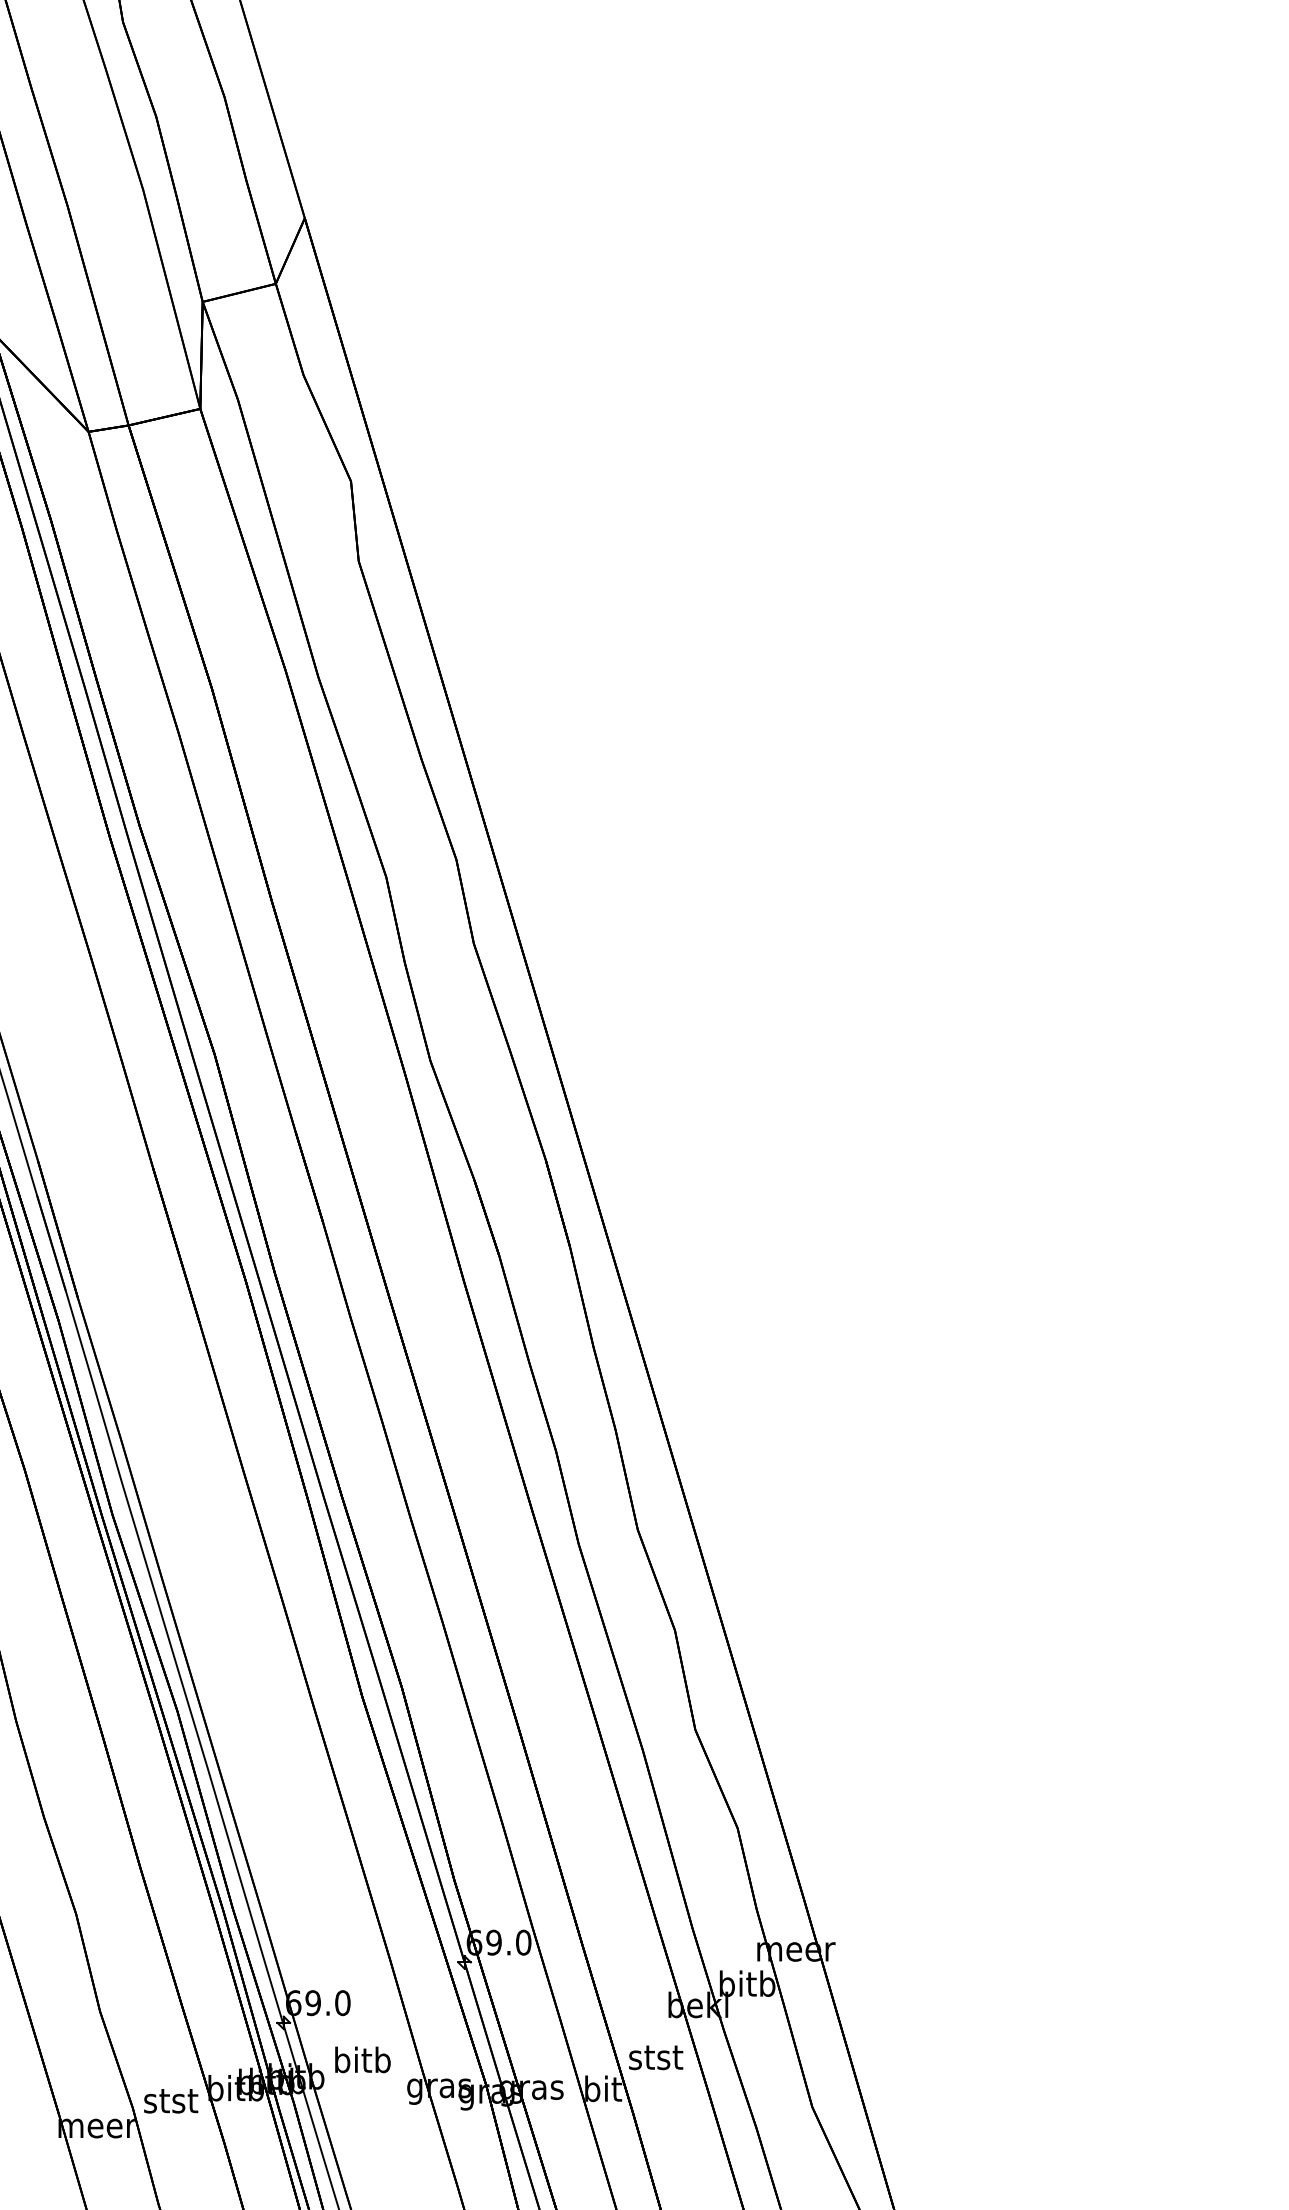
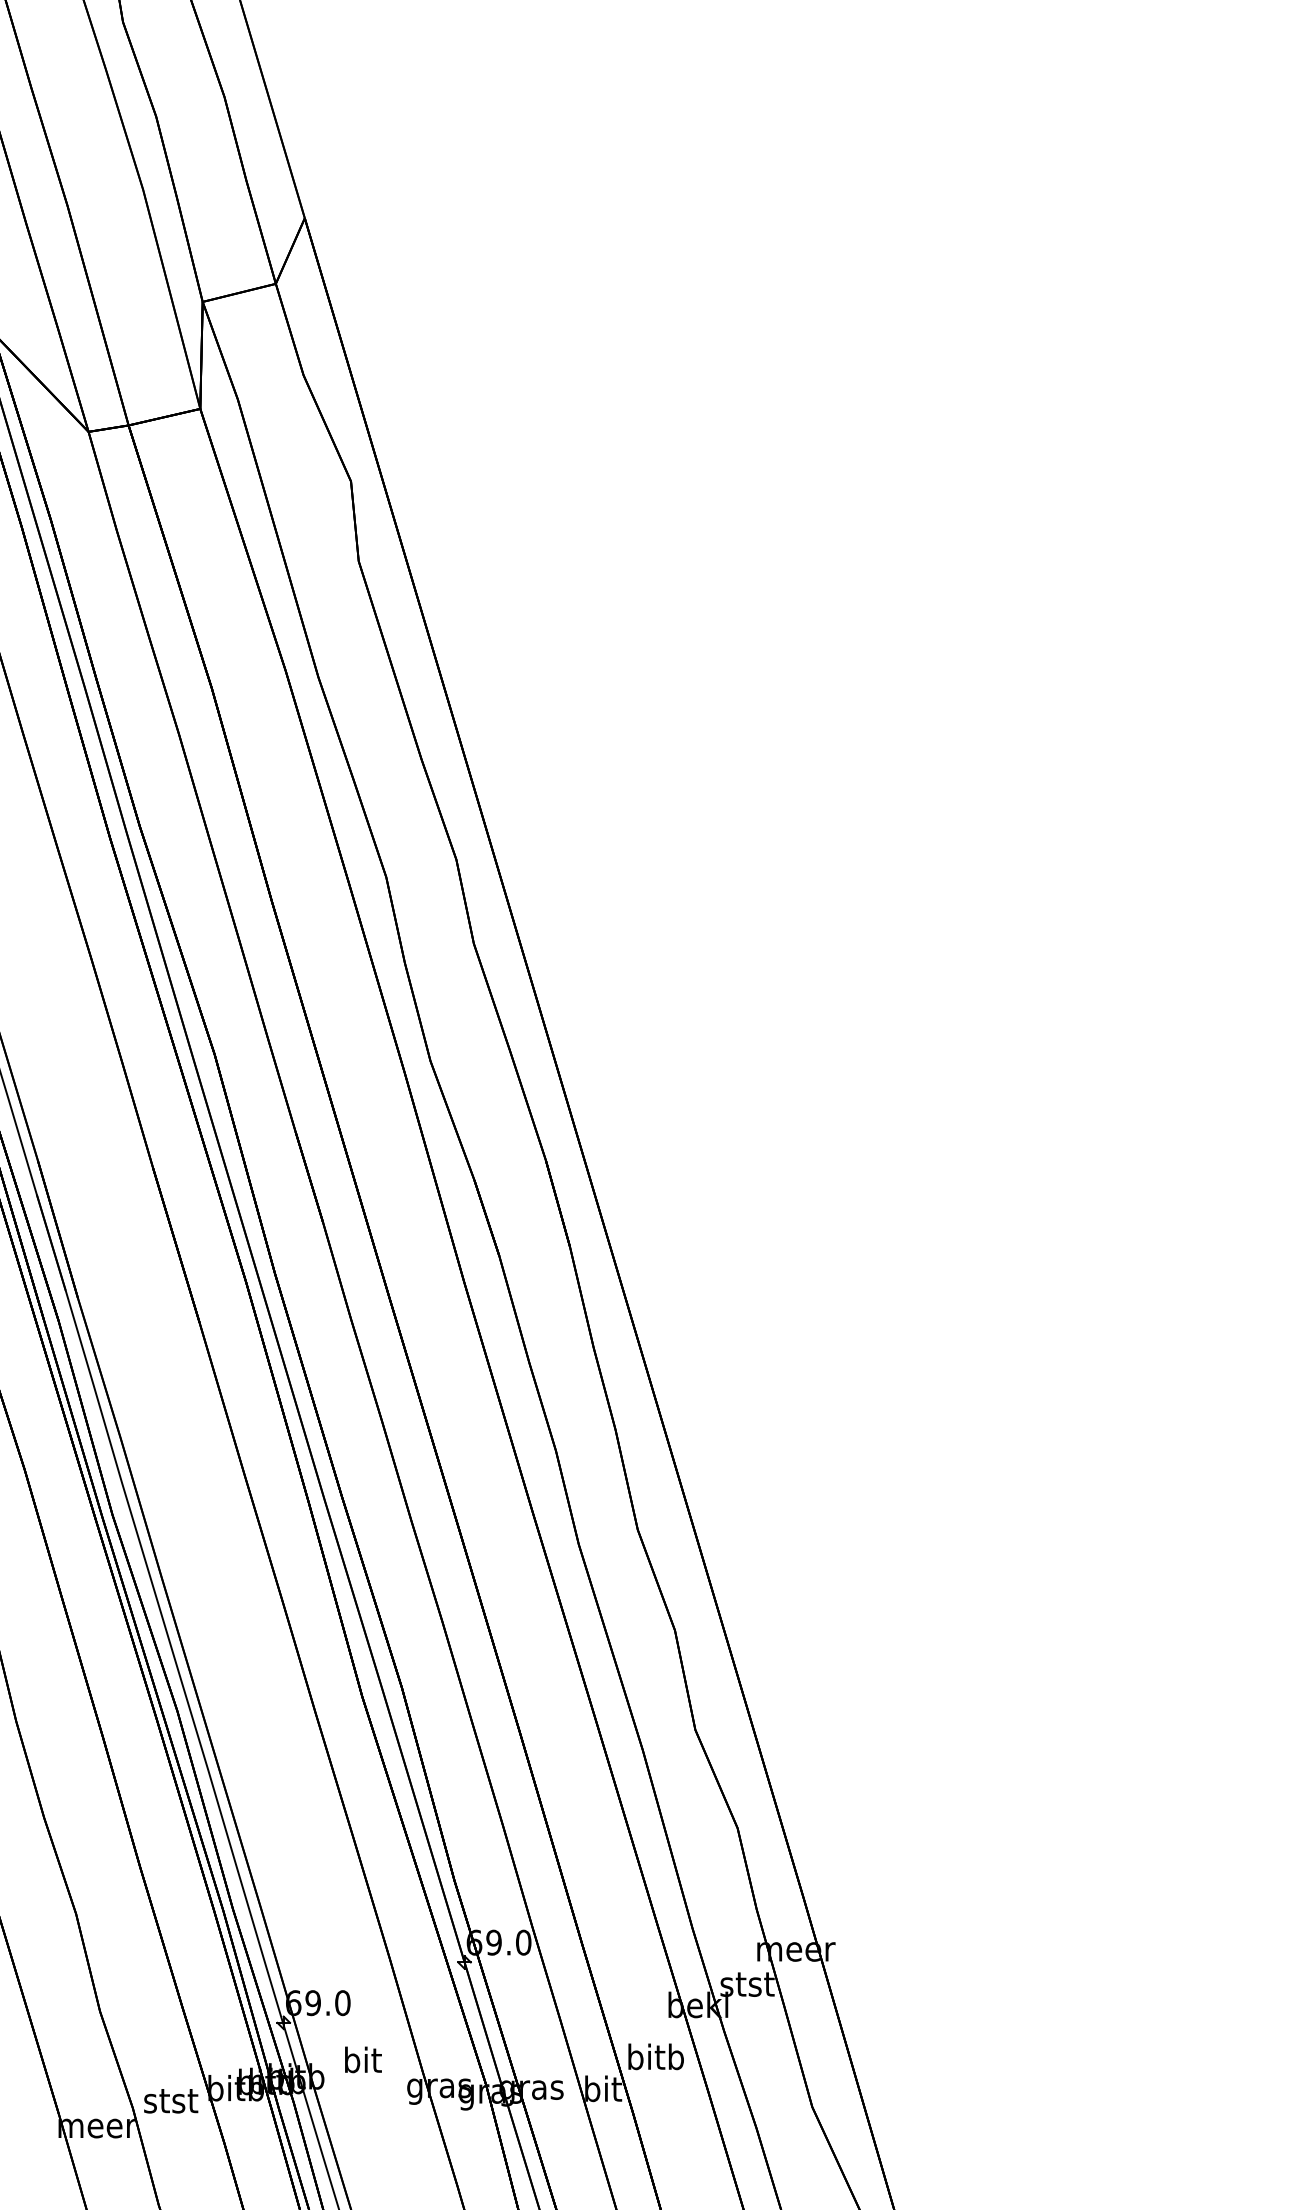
text: bitb -> stst (747, 1983)
text: stst -> bitb (655, 2056)
text: bitb -> bit (362, 2059)
